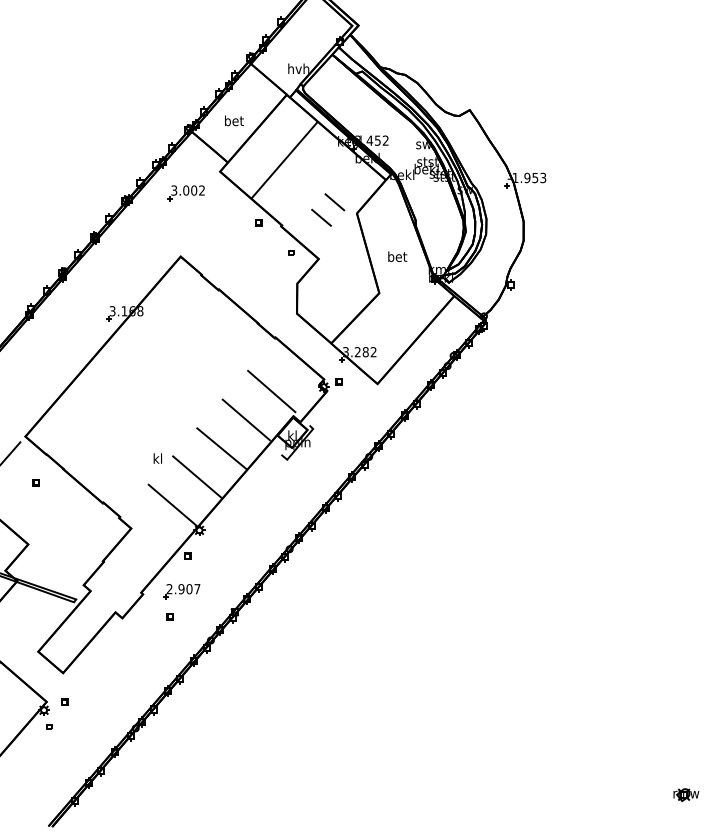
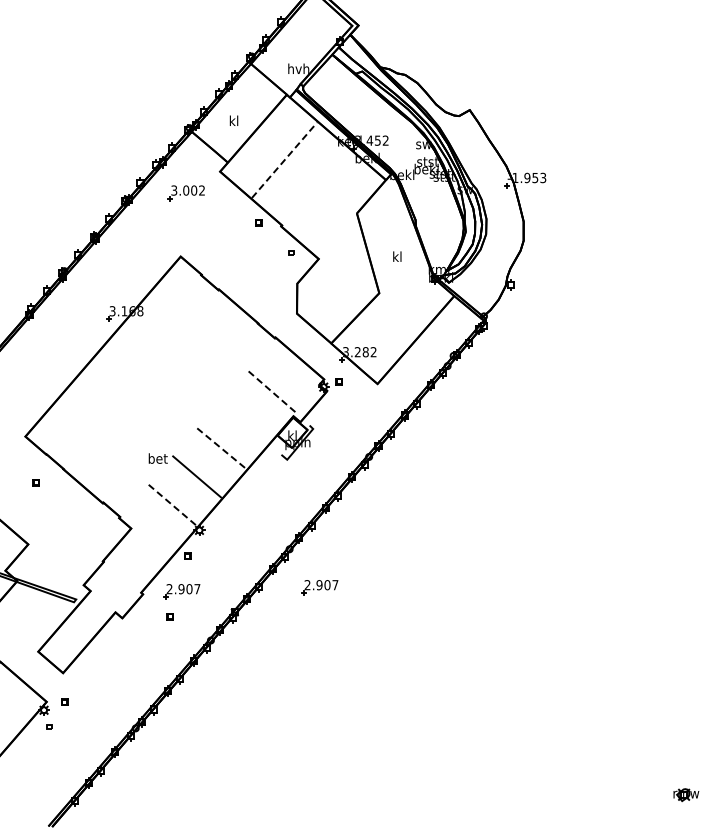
text: bet -> kl (234, 120)
line: solid -> dashed (284, 160)
line: present -> none (334, 202)
line: present -> none (321, 217)
text: bet -> kl (397, 256)
line: solid -> dashed (271, 391)
line: present -> none (245, 419)
line: solid -> dashed (221, 448)
line: present -> none (13, 449)
text: kl -> bet (157, 458)
line: solid -> dashed (172, 505)
part: none -> present (319, 587)
